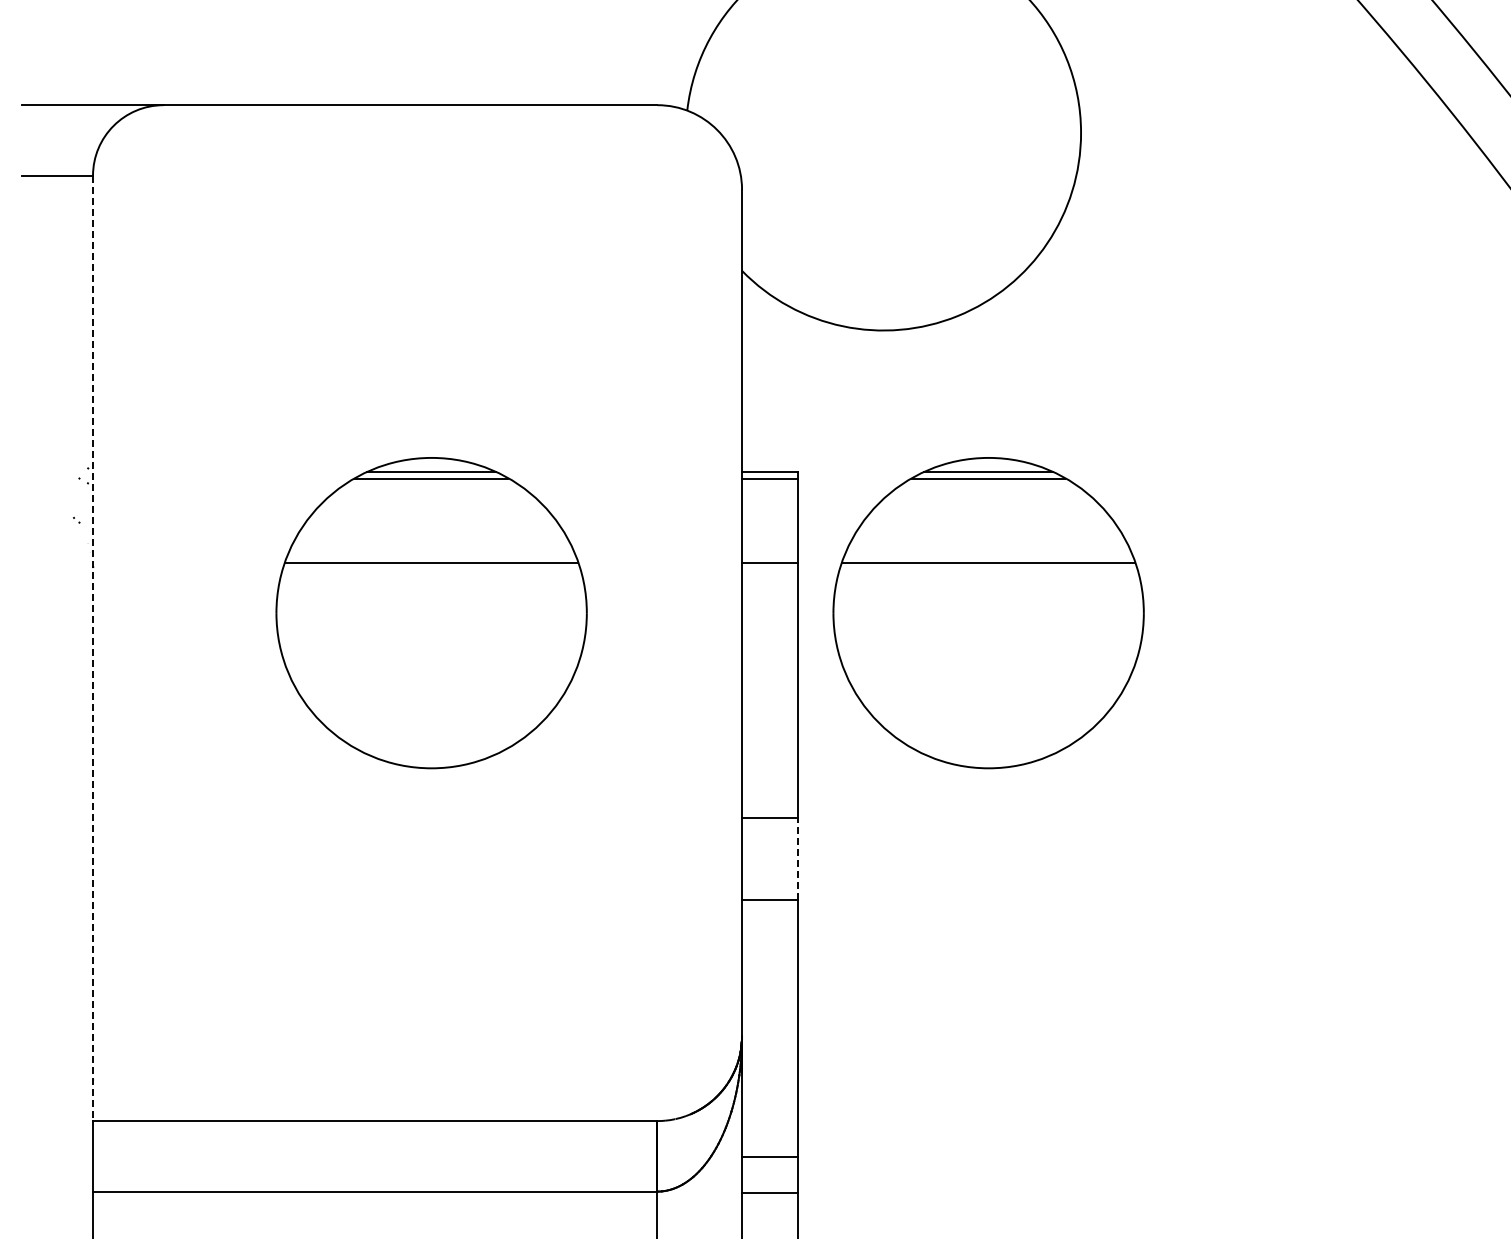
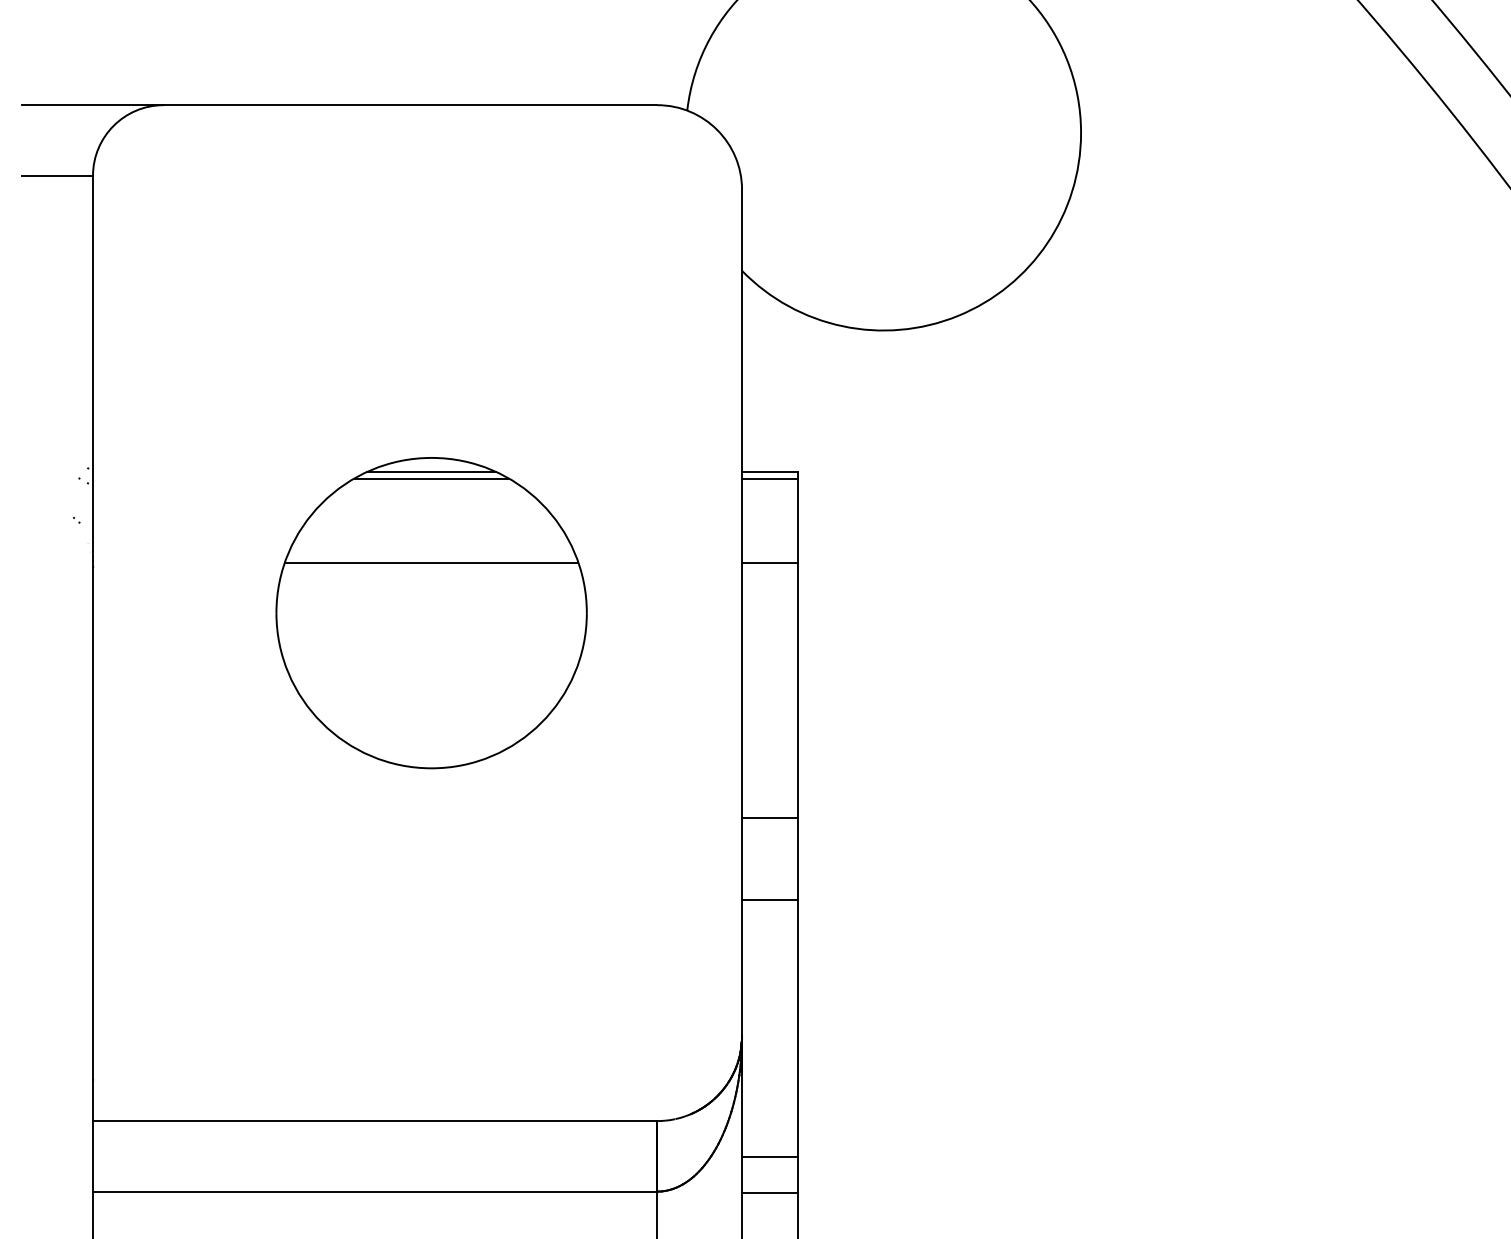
part: present -> none (988, 613)
line: dashed -> solid (93, 648)
line: dashed -> solid (798, 858)
